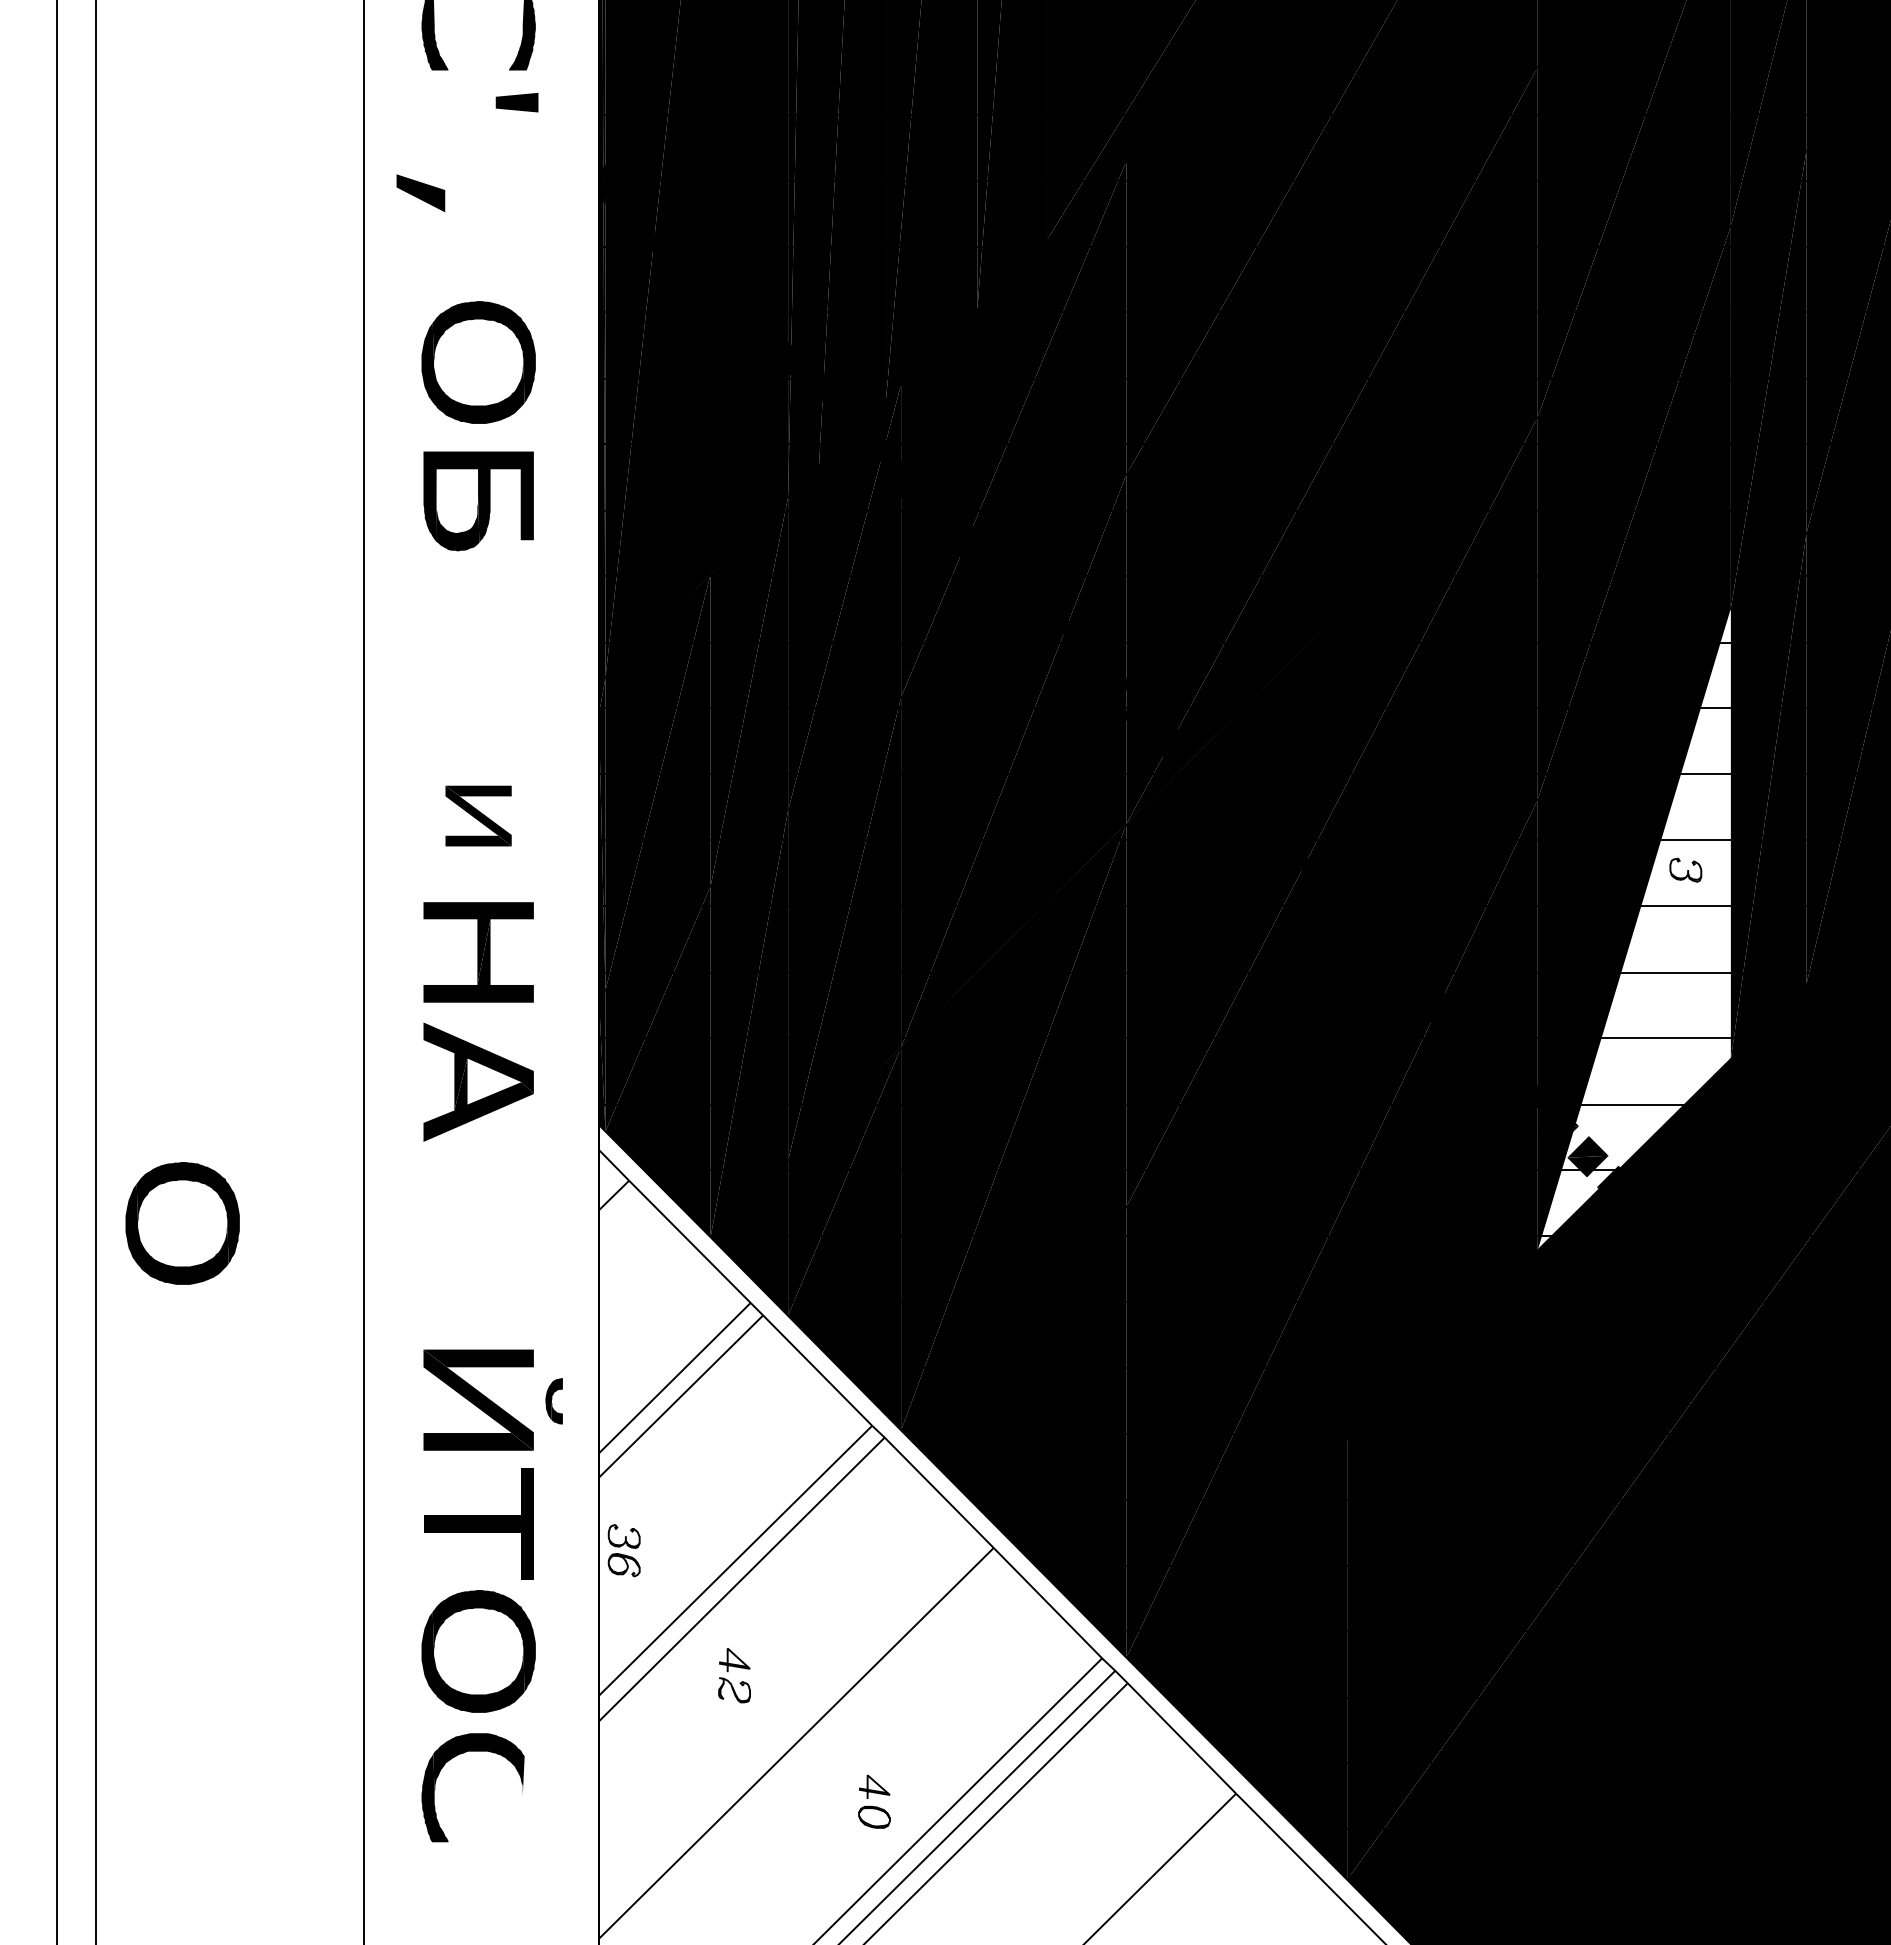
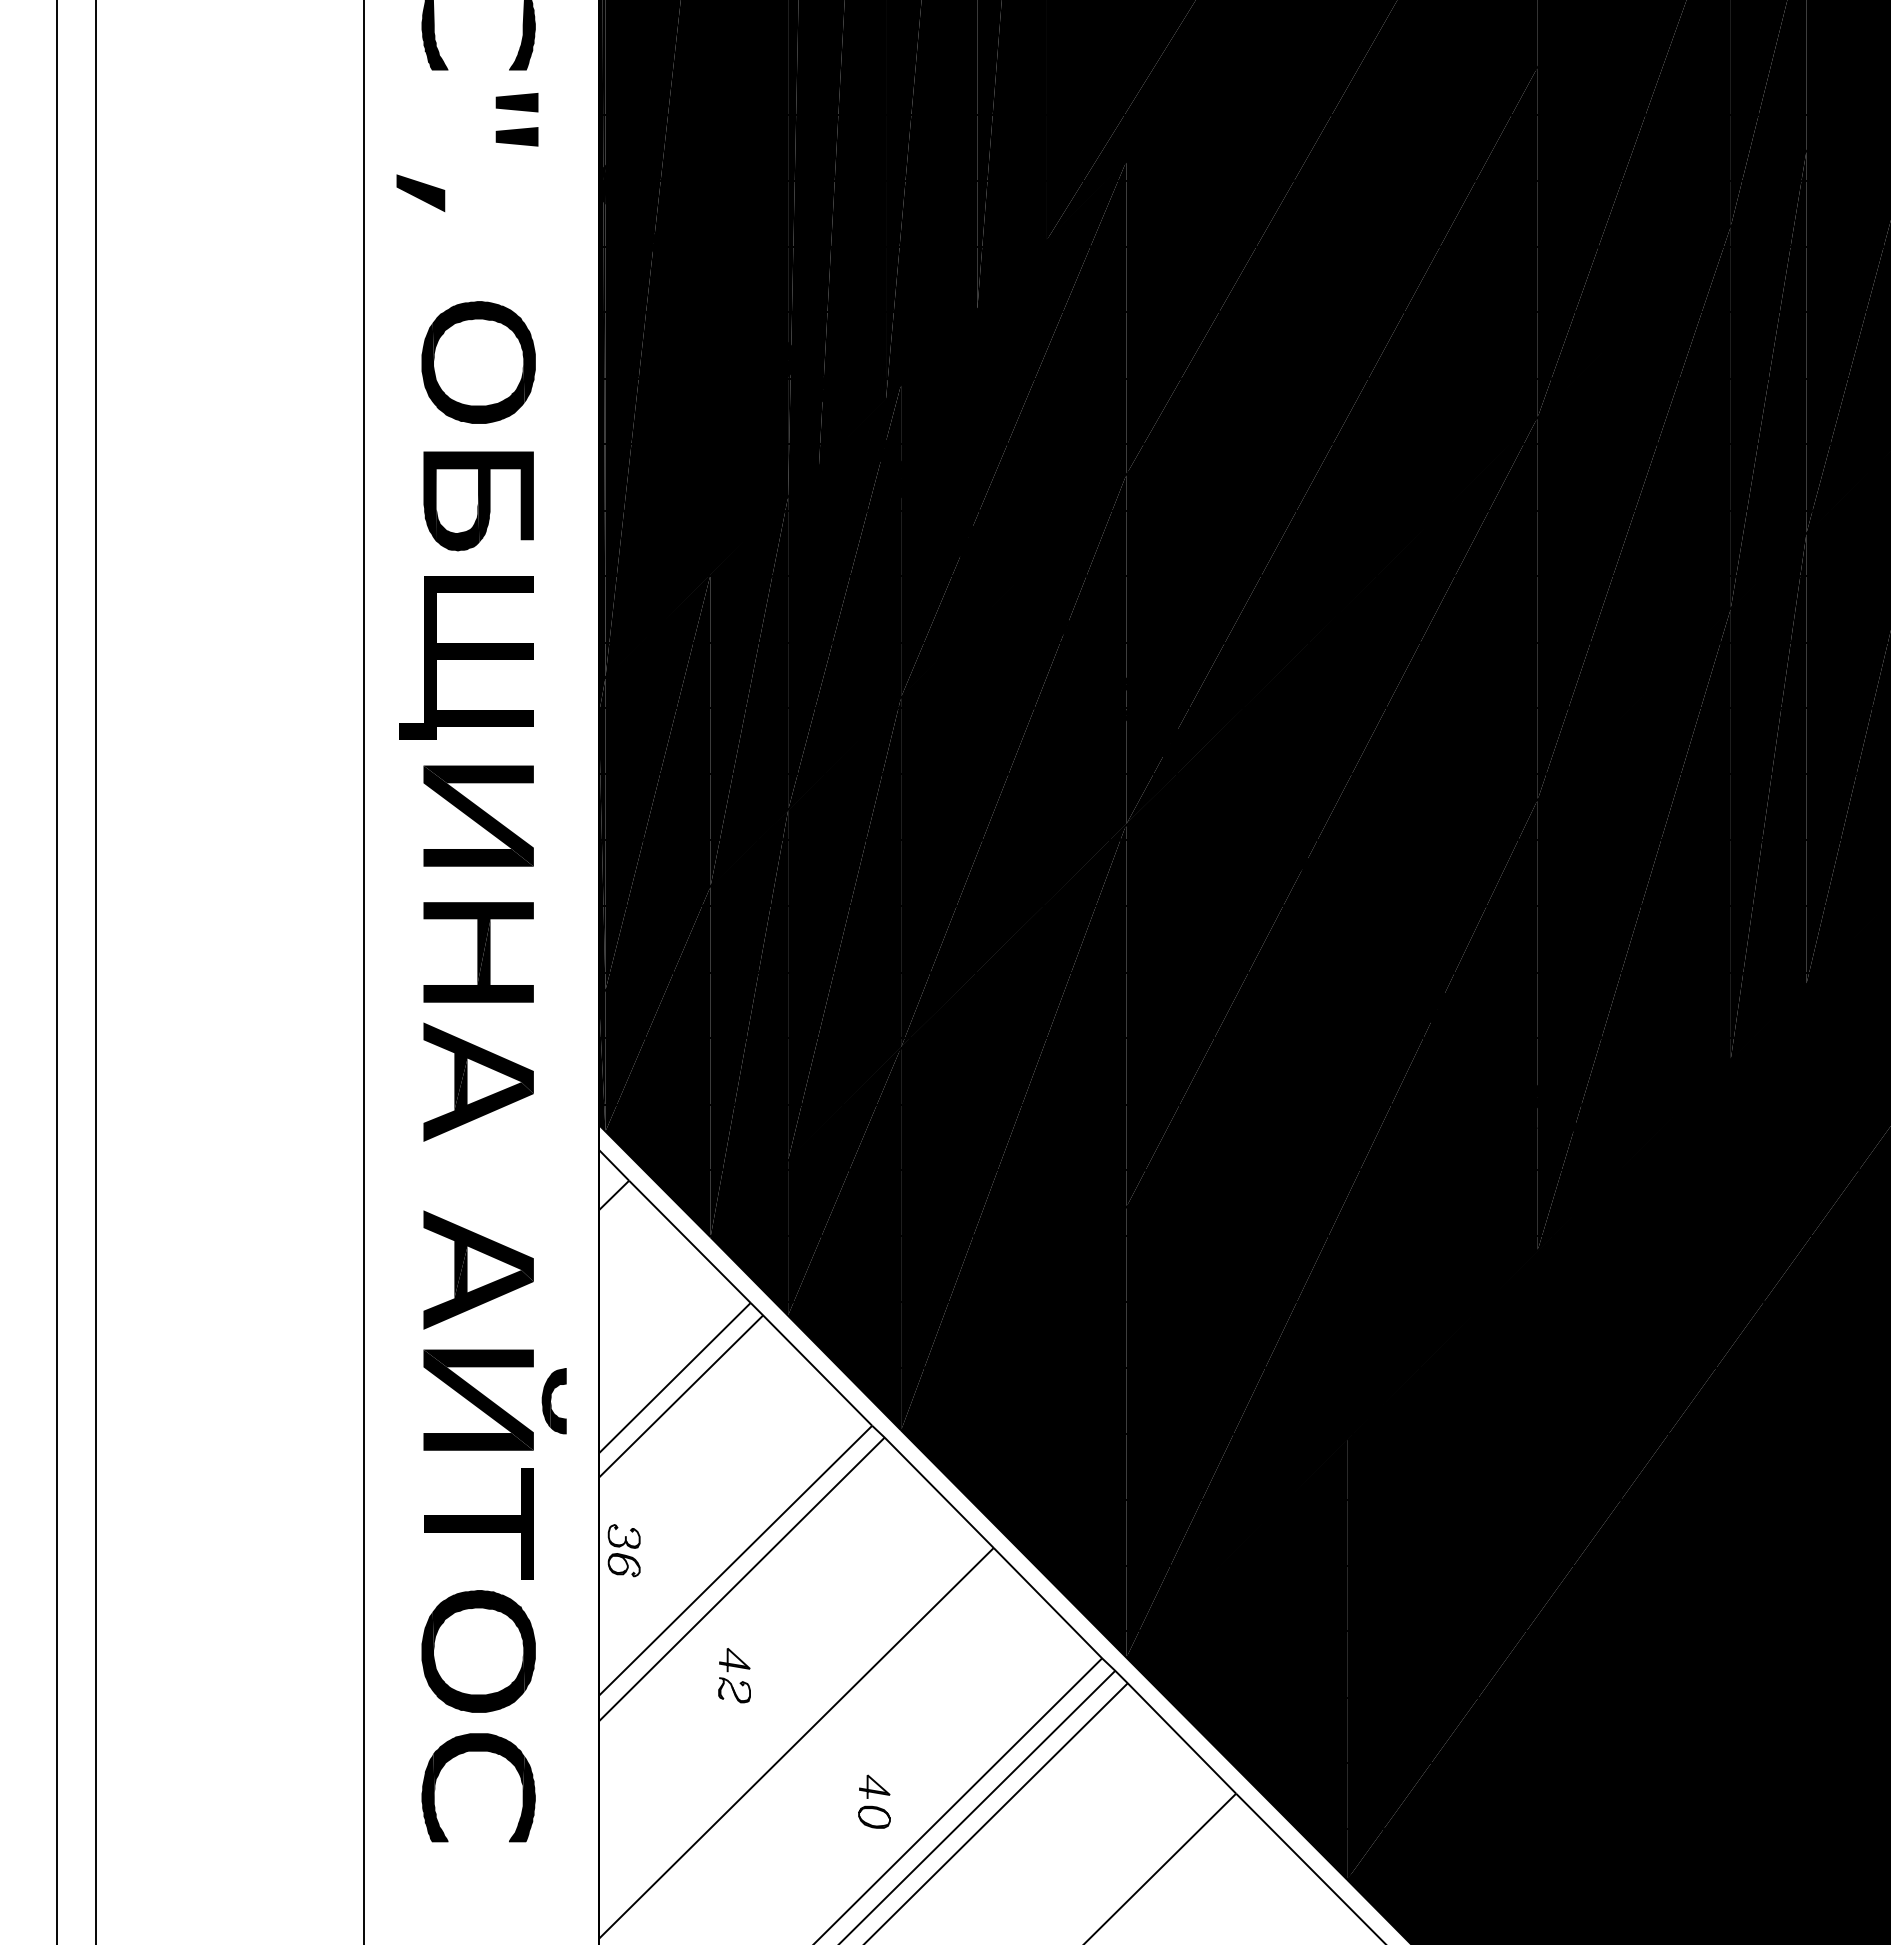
fill: none -> present (516, 136)
part: none -> present (466, 657)
part size: 67x62 px -> 111x102 px (478, 815)
fill: none -> present (1633, 929)
part: present -> none (182, 1223)
part: none -> present (478, 1269)
part size: 18x47 px -> 26x67 px (553, 1401)
fill: none -> present (521, 1799)
